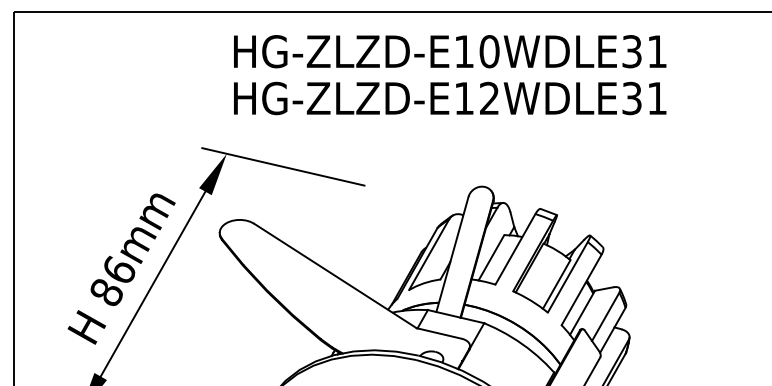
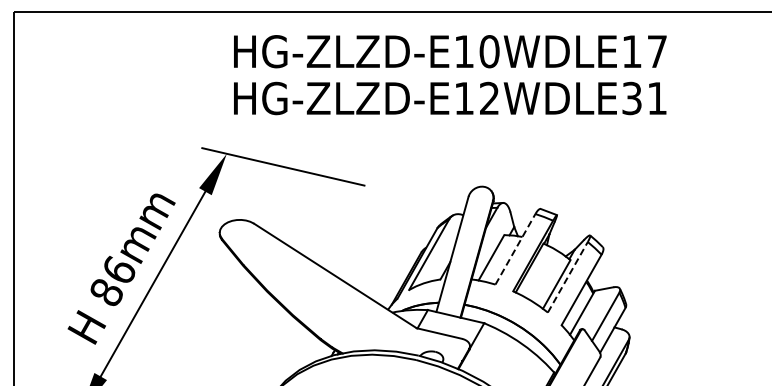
text: HG-ZLZD-E10WDLE31 -> HG-ZLZD-E10WDLE17 (644, 51)
line: solid -> dashed (515, 249)
line: solid -> dashed (567, 277)
